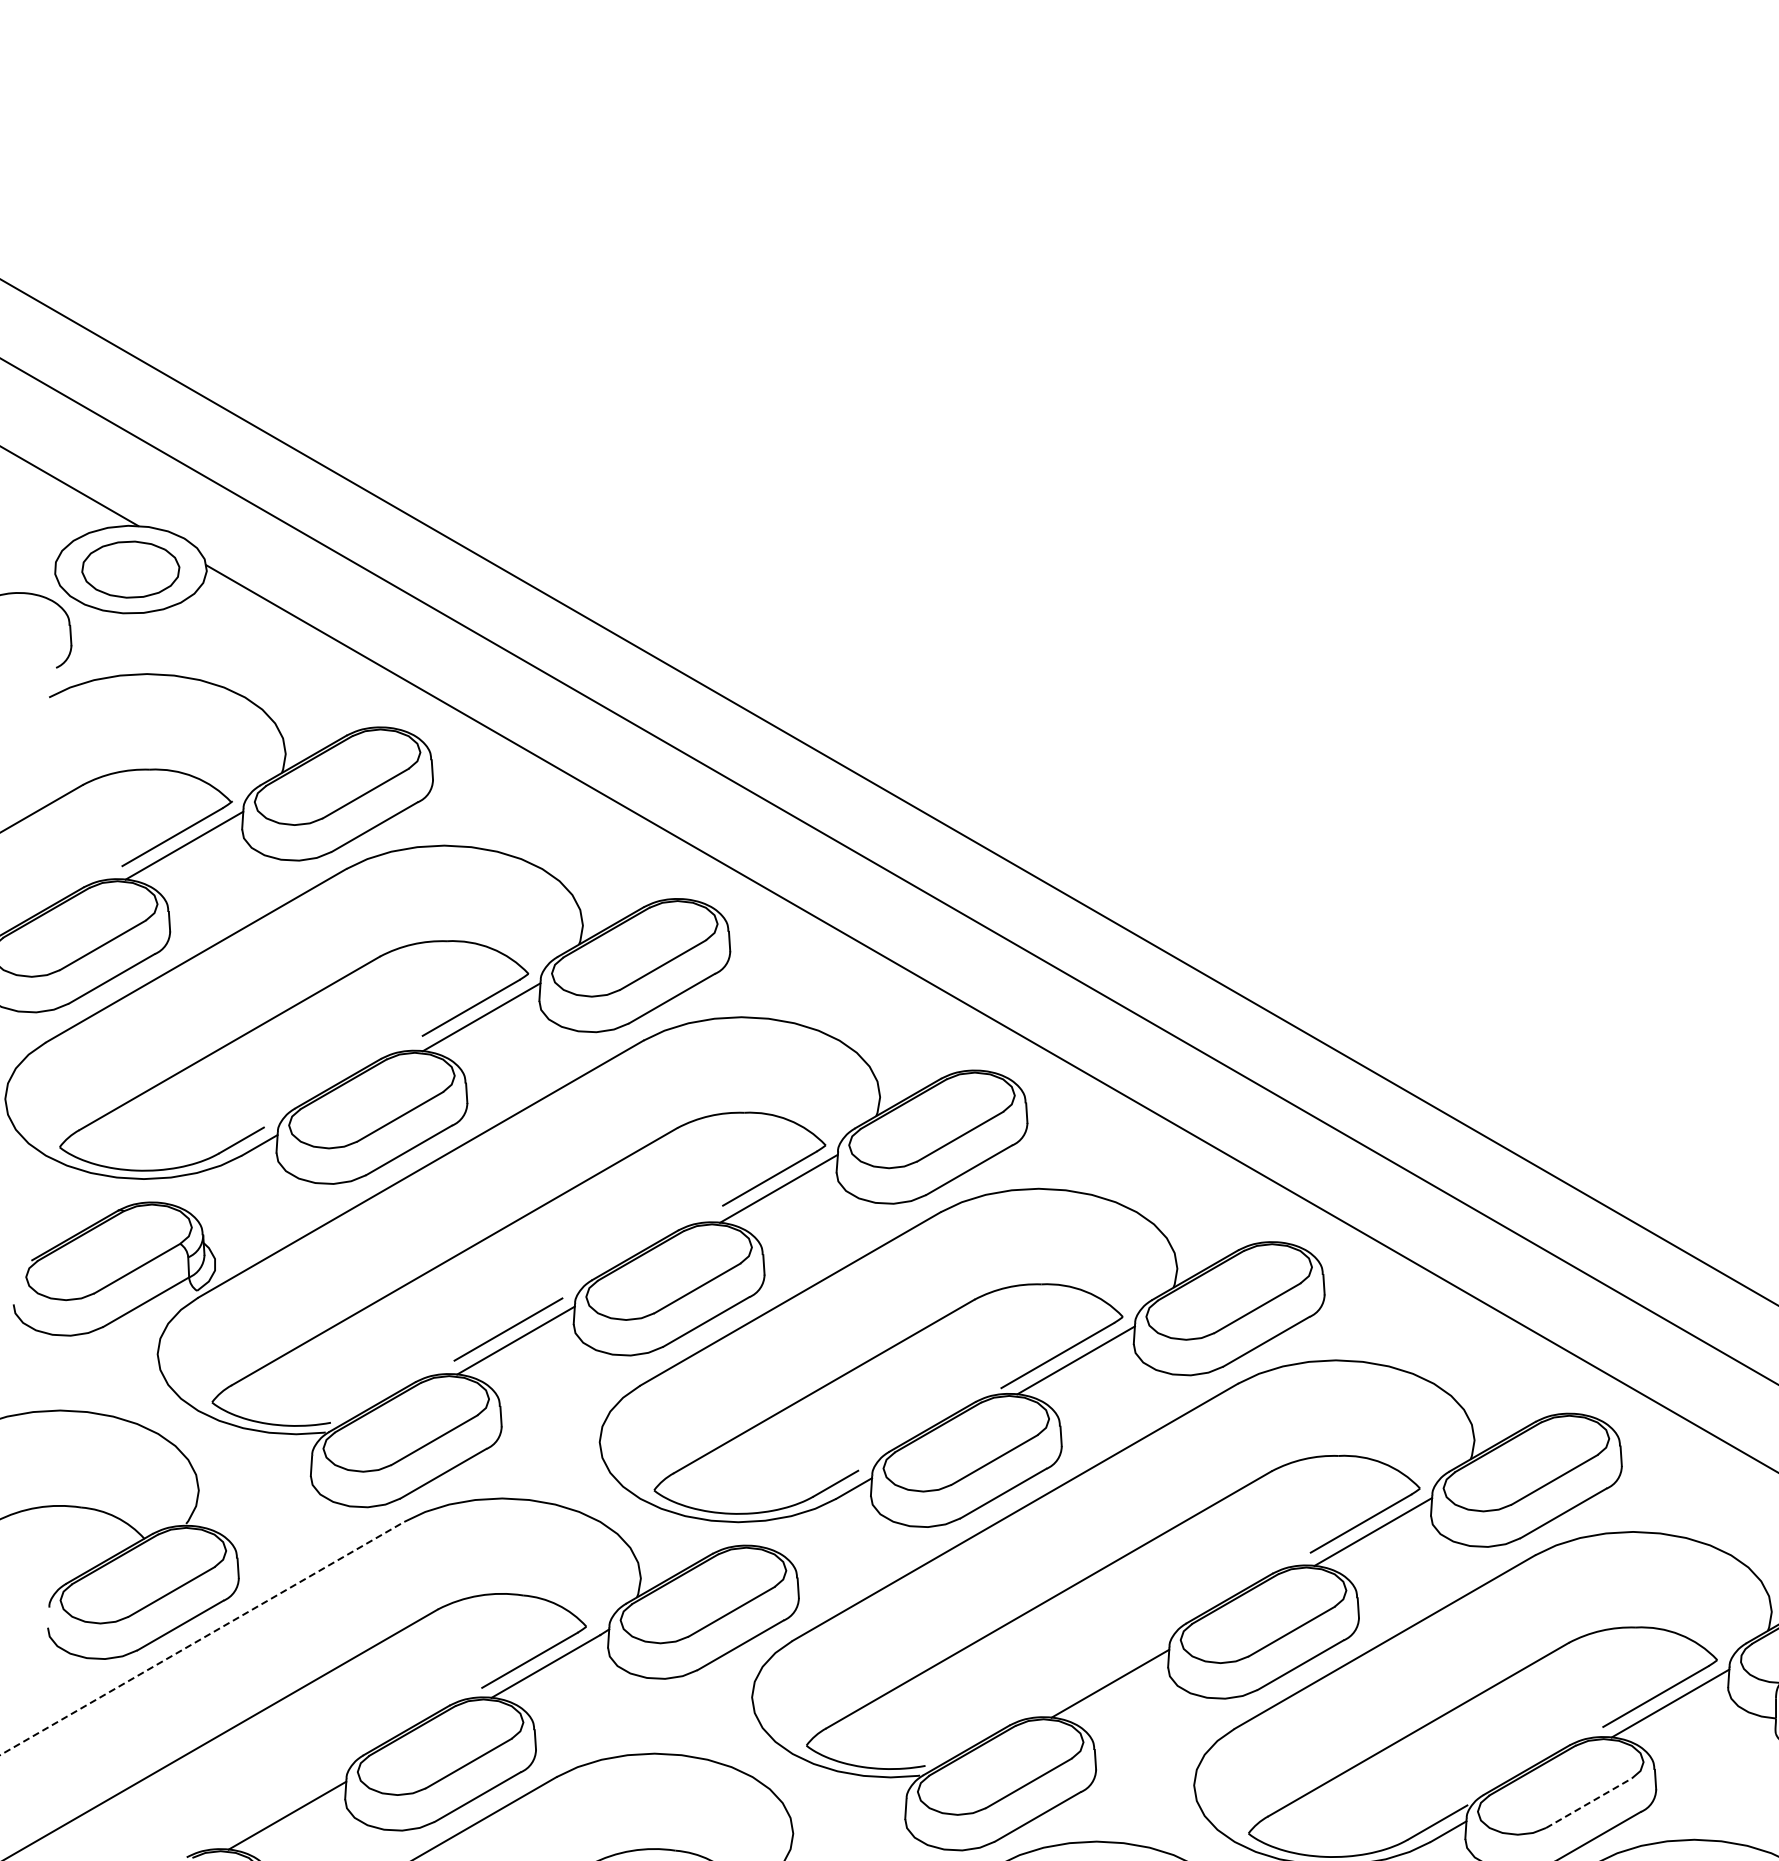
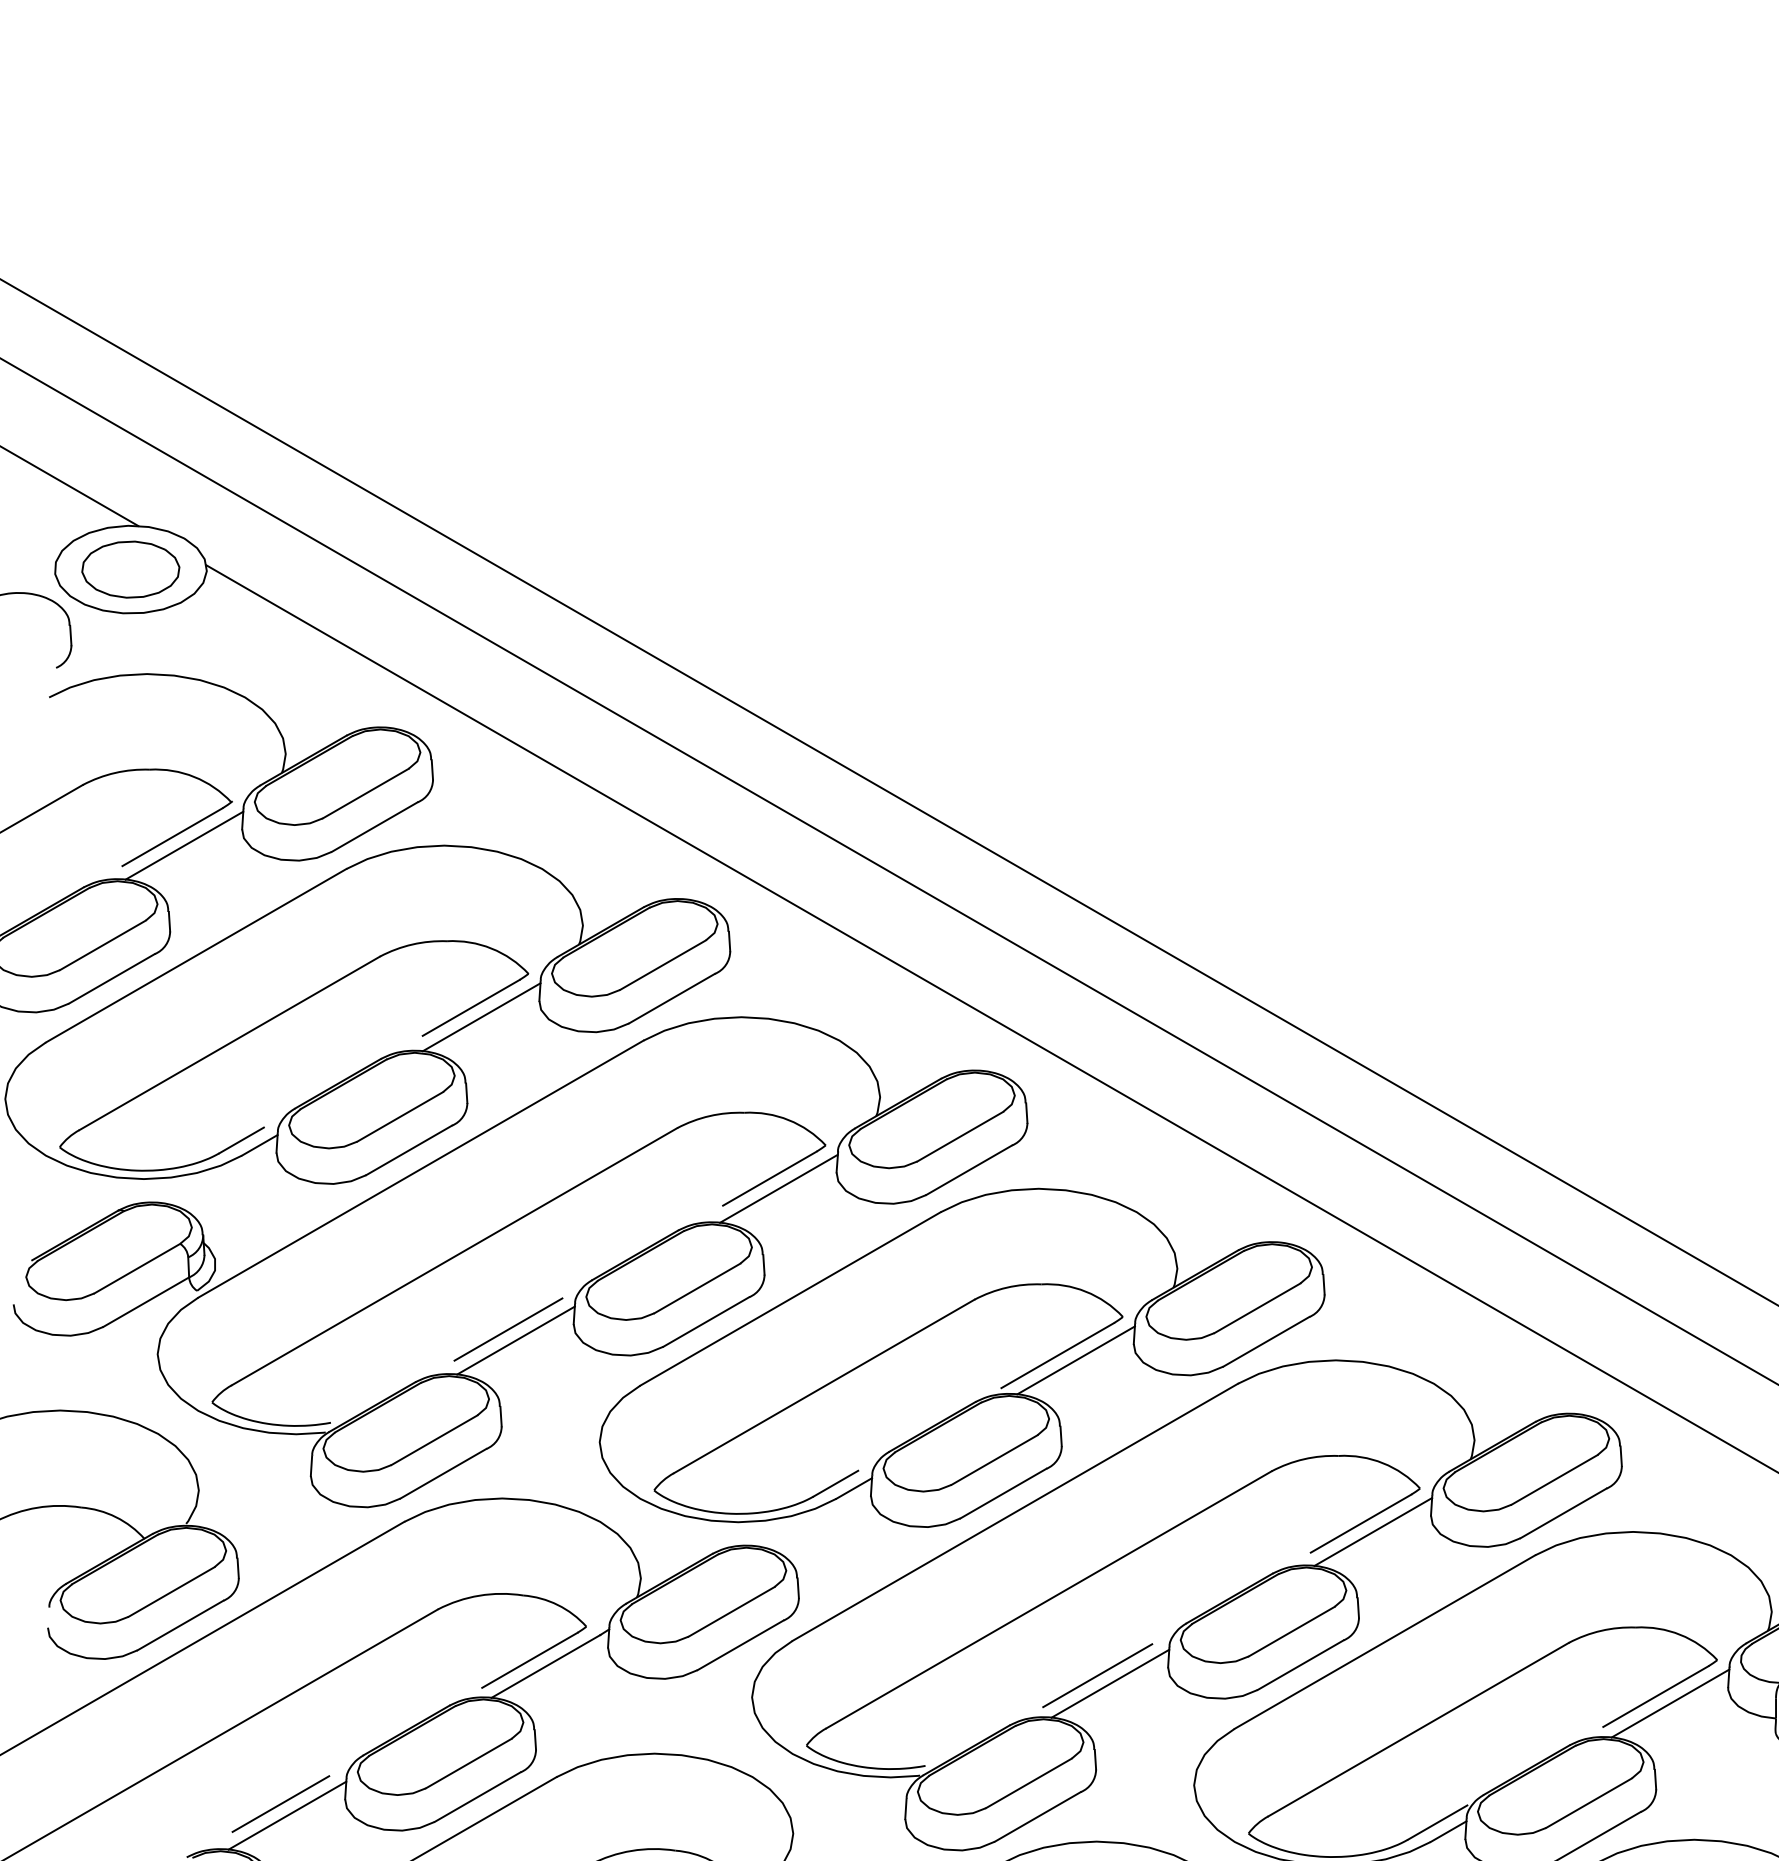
line: dashed -> solid (202, 1638)
line: none -> present (1097, 1675)
line: none -> present (280, 1803)
line: dashed -> solid (1588, 1803)
